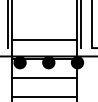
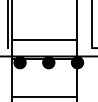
line: present -> none (80, 25)
line: present -> none (43, 78)
